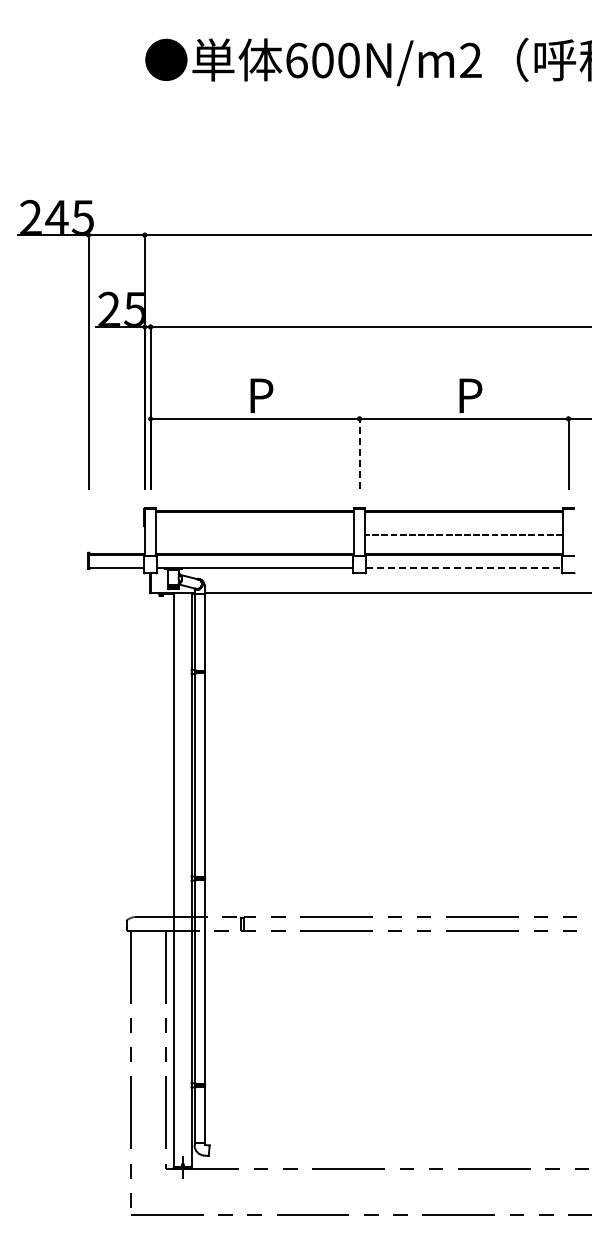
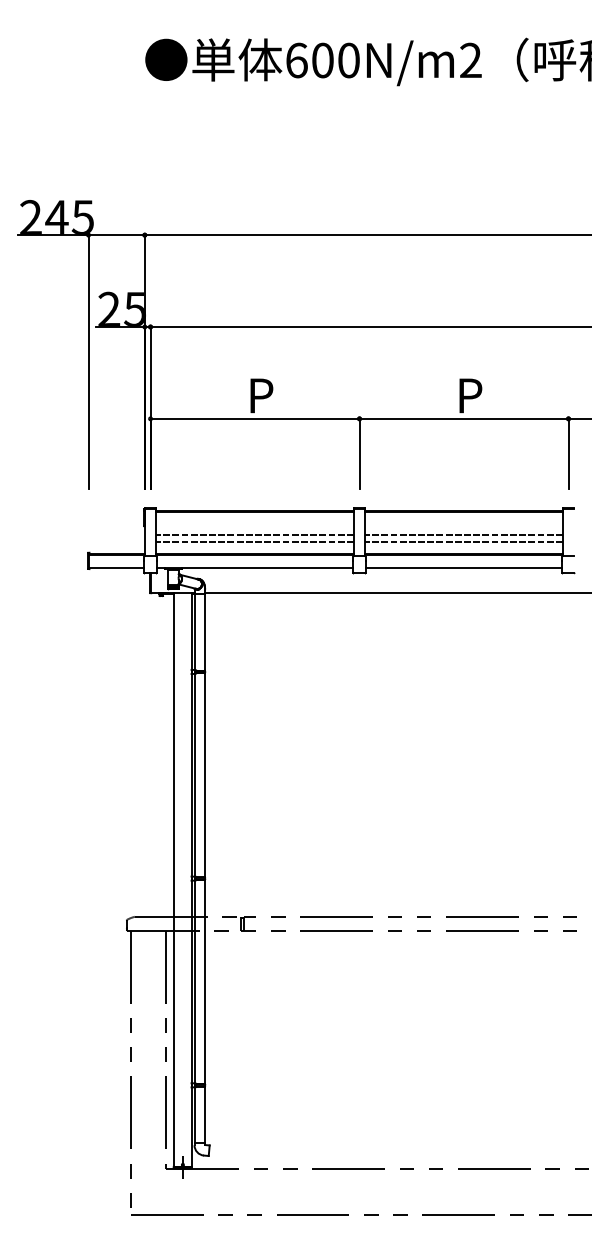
line: dashed -> solid (359, 453)
line: none -> present (254, 535)
line: none -> present (254, 541)
line: none -> present (463, 541)
line: dashed -> solid (464, 568)
